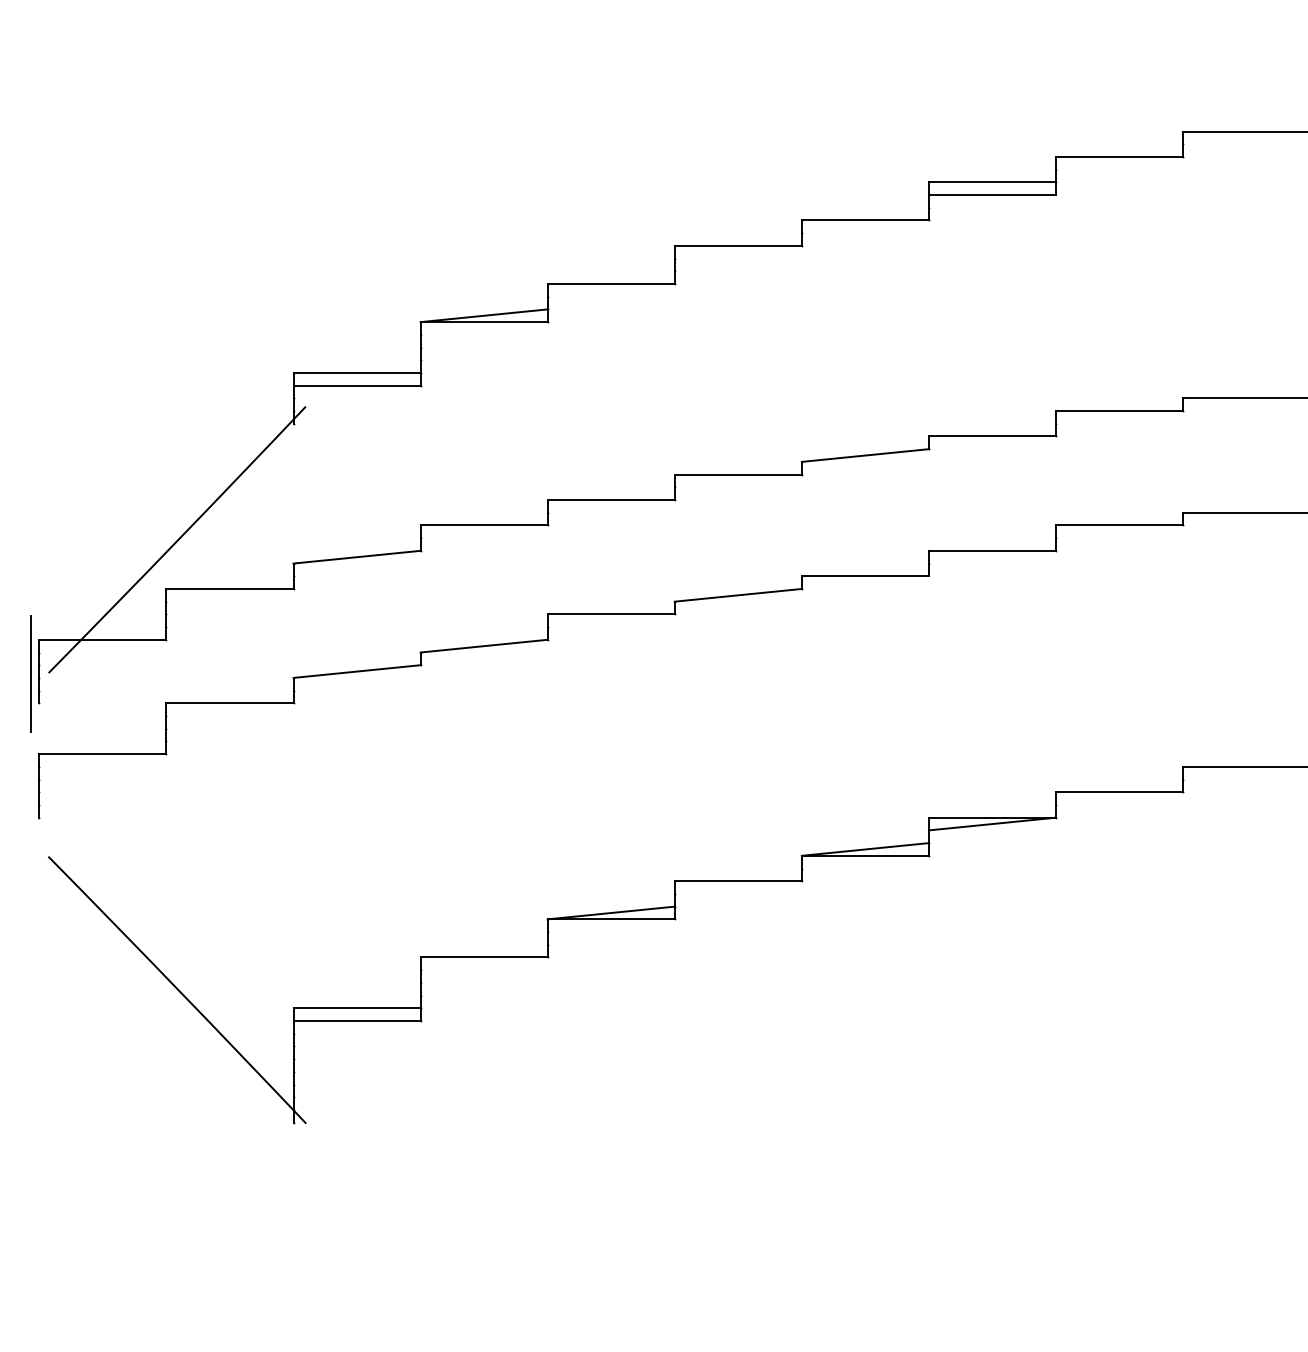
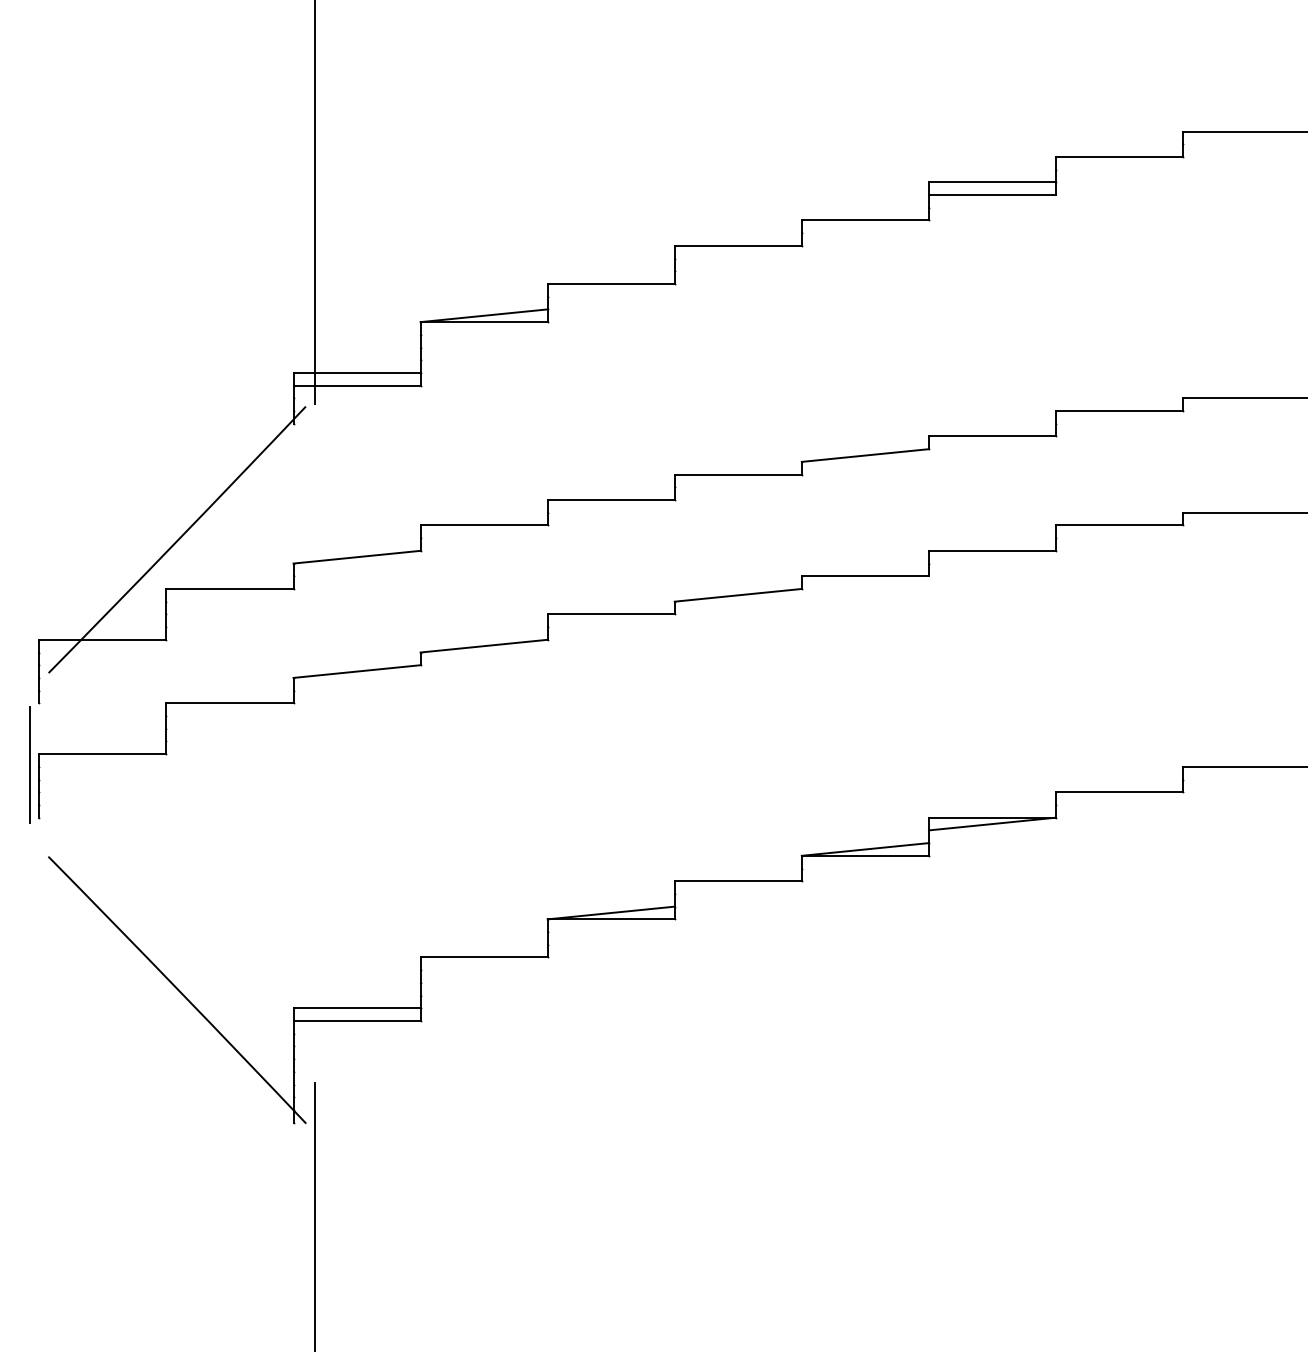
line: none -> present (315, 203)
line position: (30, 673) -> (29, 764) (29, 764)
line: none -> present (315, 1215)
